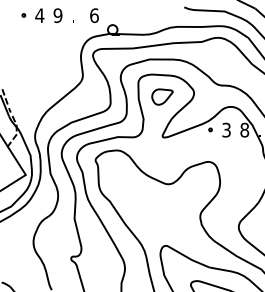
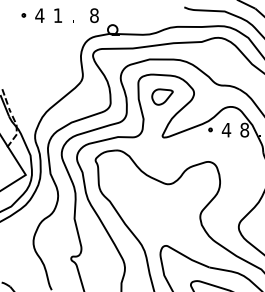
text: 9 -> 1 (57, 15)
text: 6 -> 8 (94, 15)
text: 3 -> 4 (226, 129)
